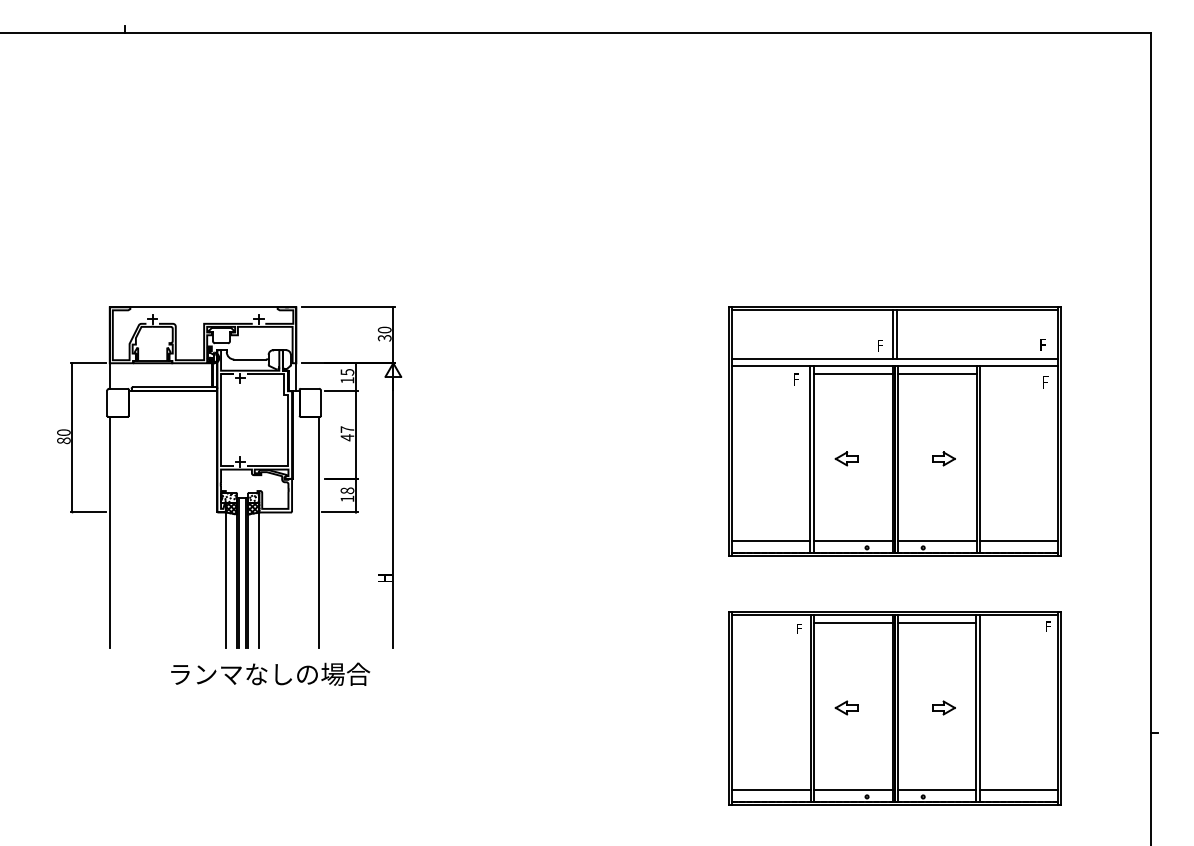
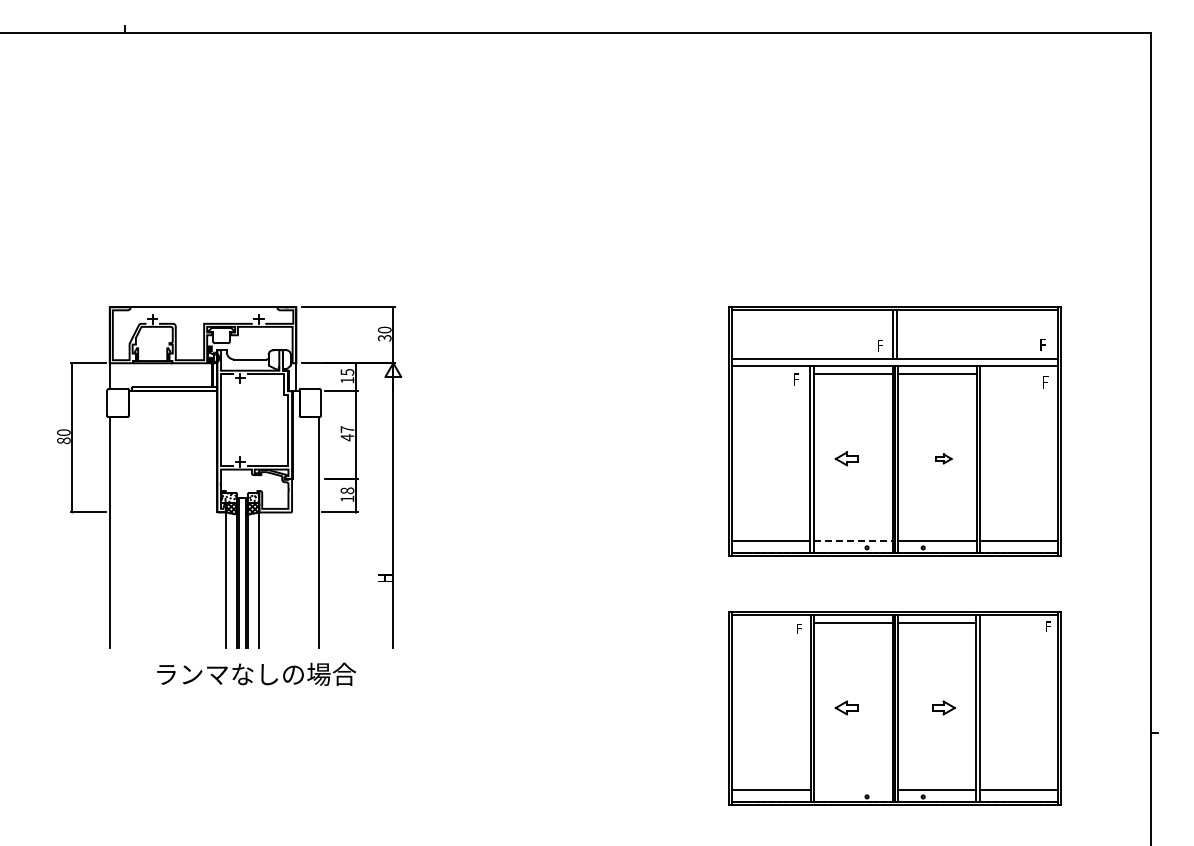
part size: 24x16 px -> 18x12 px (943, 458)
line: solid -> dashed (853, 541)
text position: (270, 673) -> (256, 673) (256, 673)
line: present -> none (852, 790)
